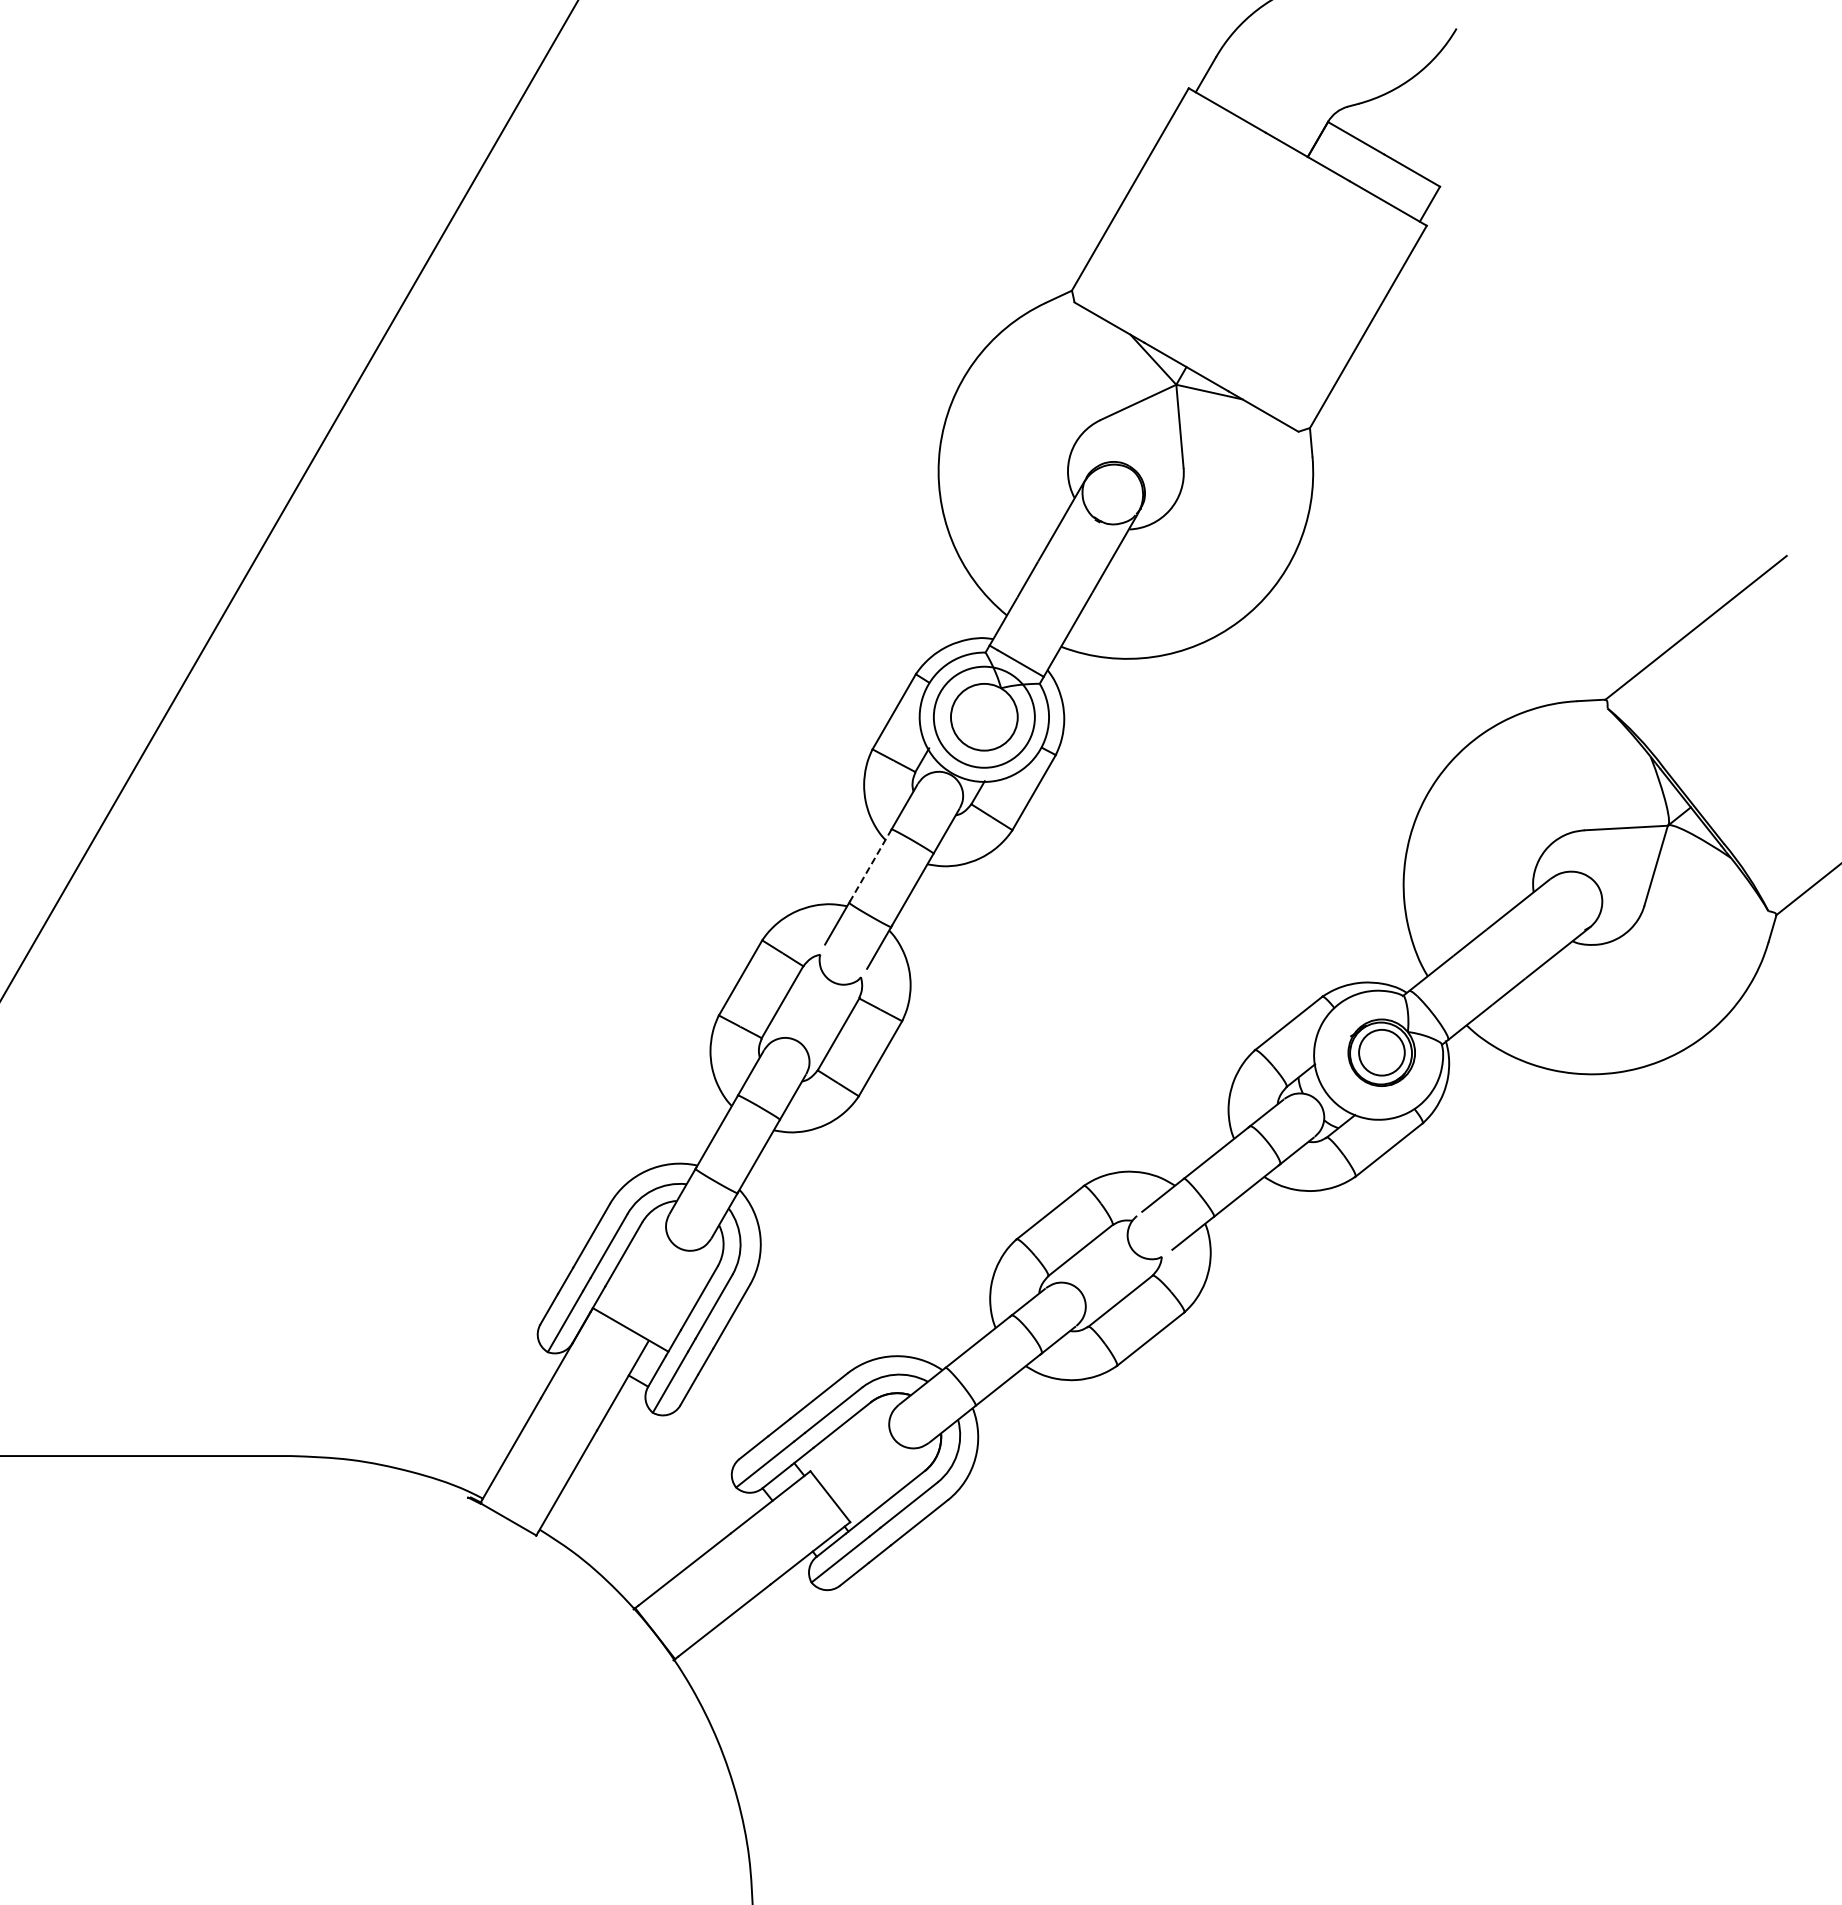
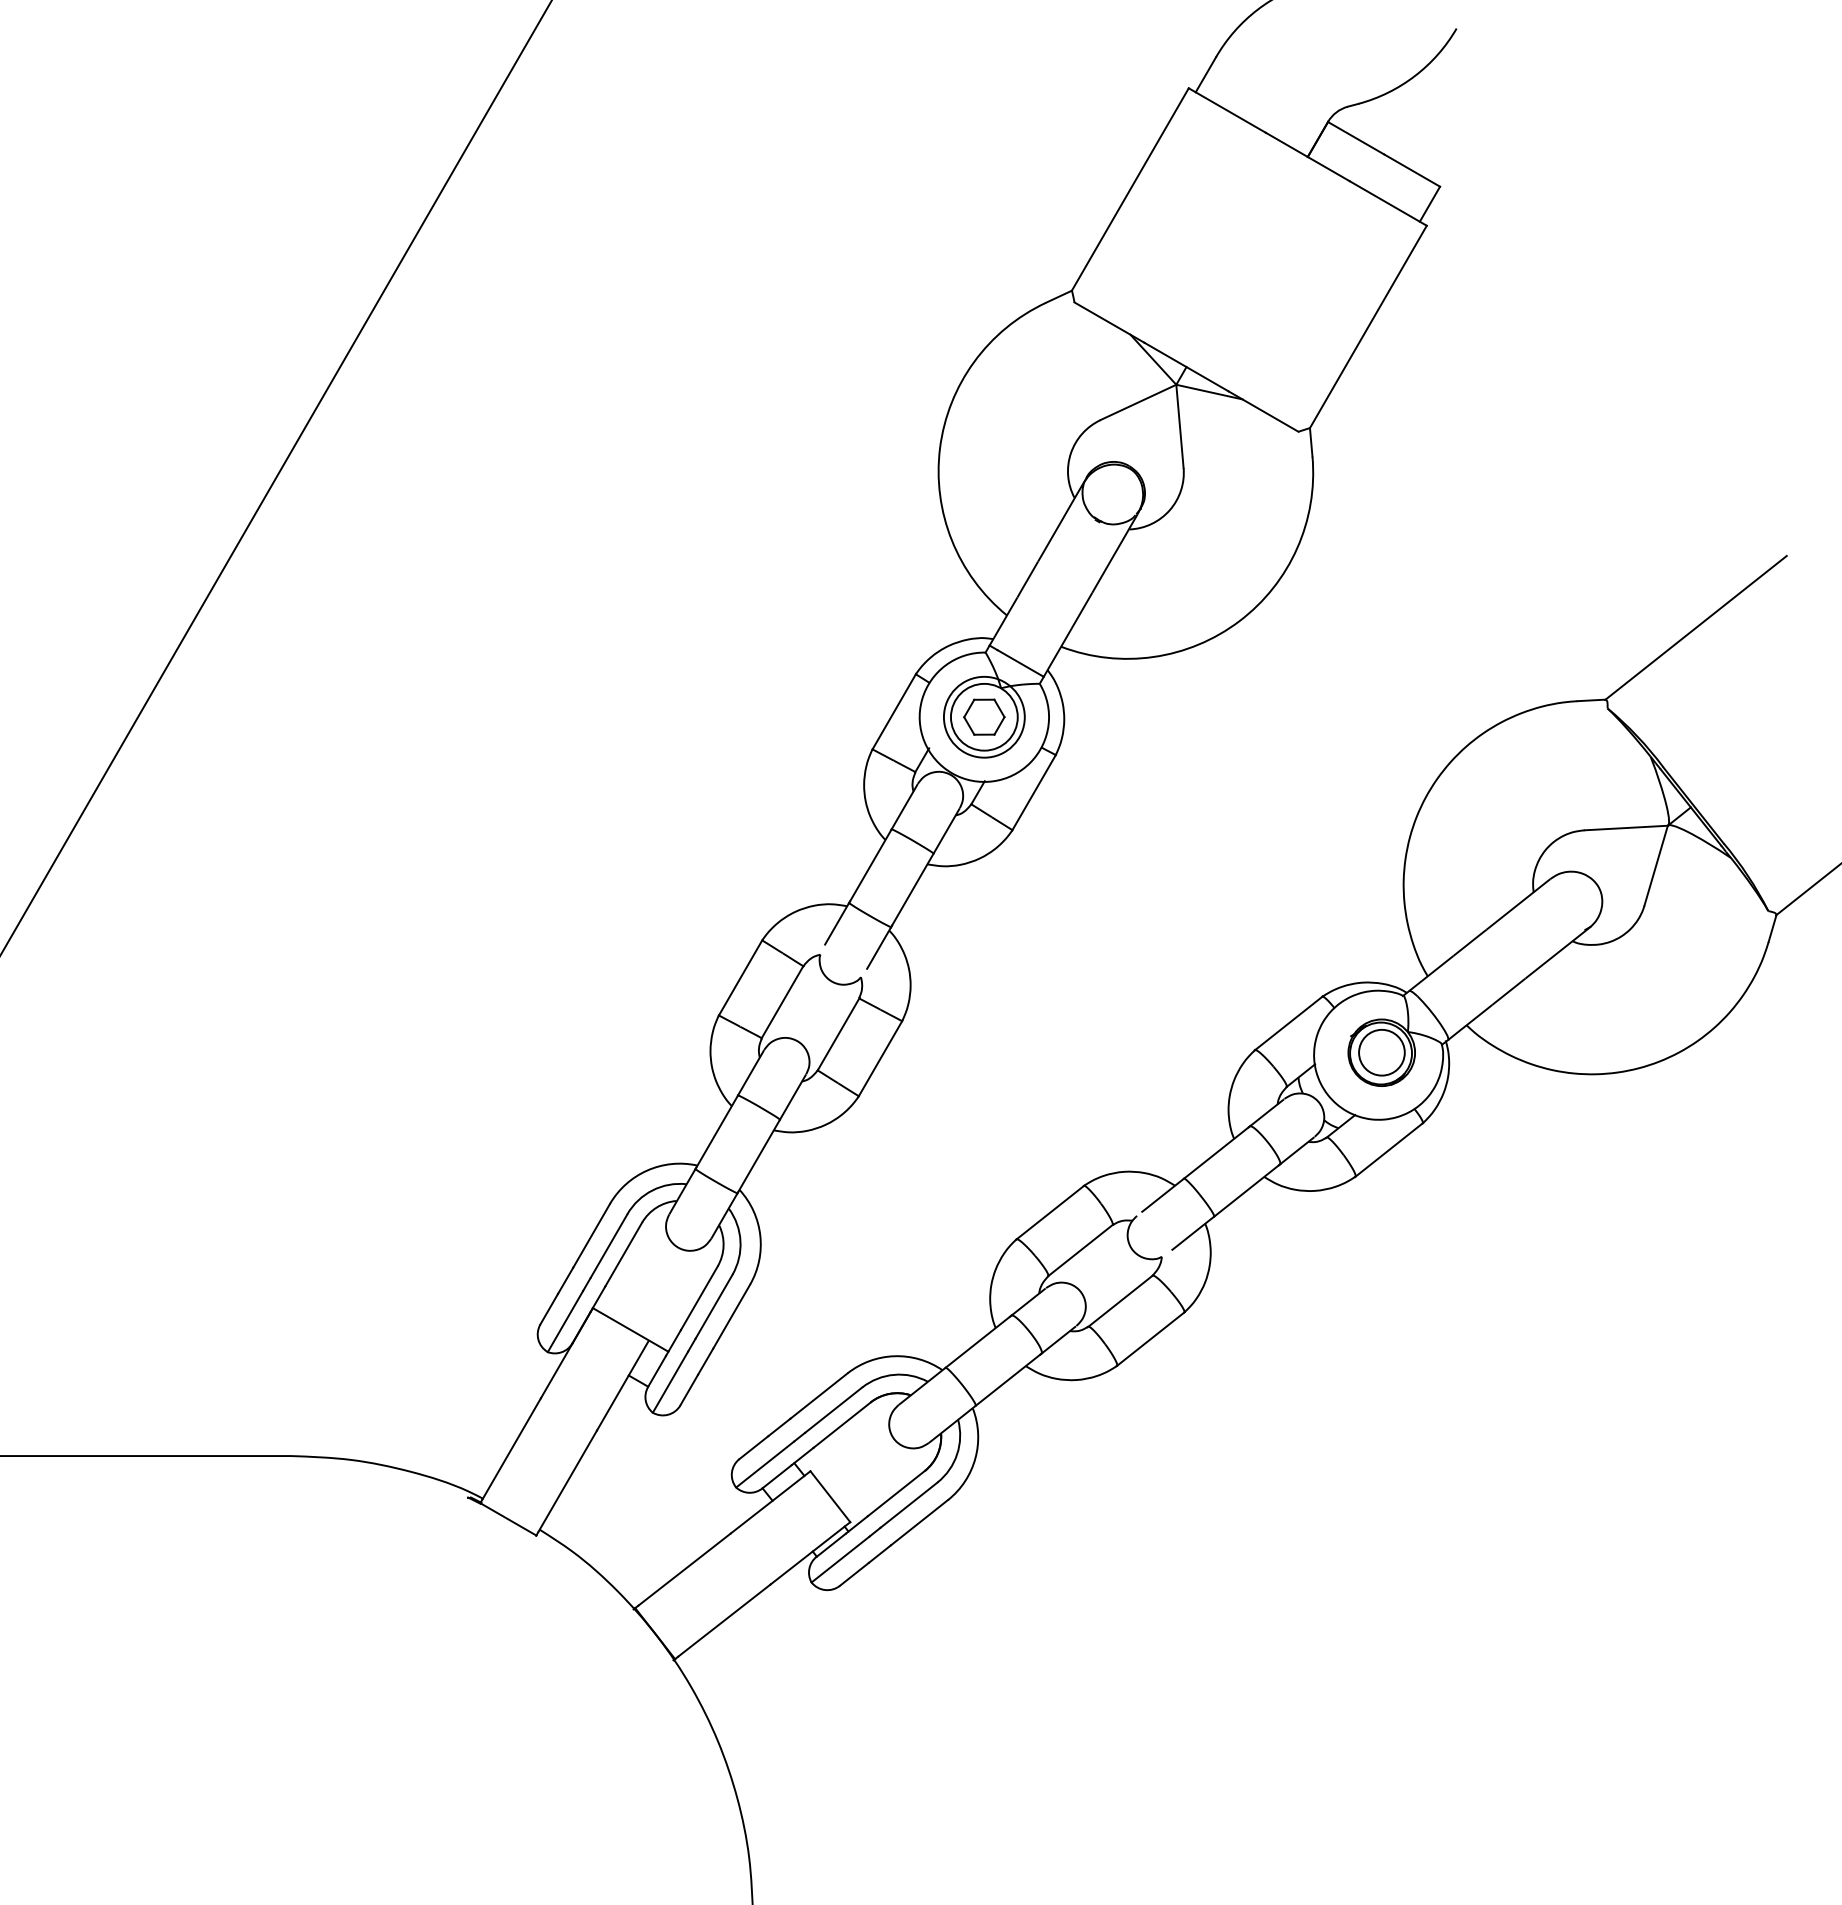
line position: (289, 499) -> (276, 477) (276, 477)
circle diameter: 101 px -> 81 px (983, 716)
part: none -> present (984, 716)
line: dashed -> solid (870, 866)
